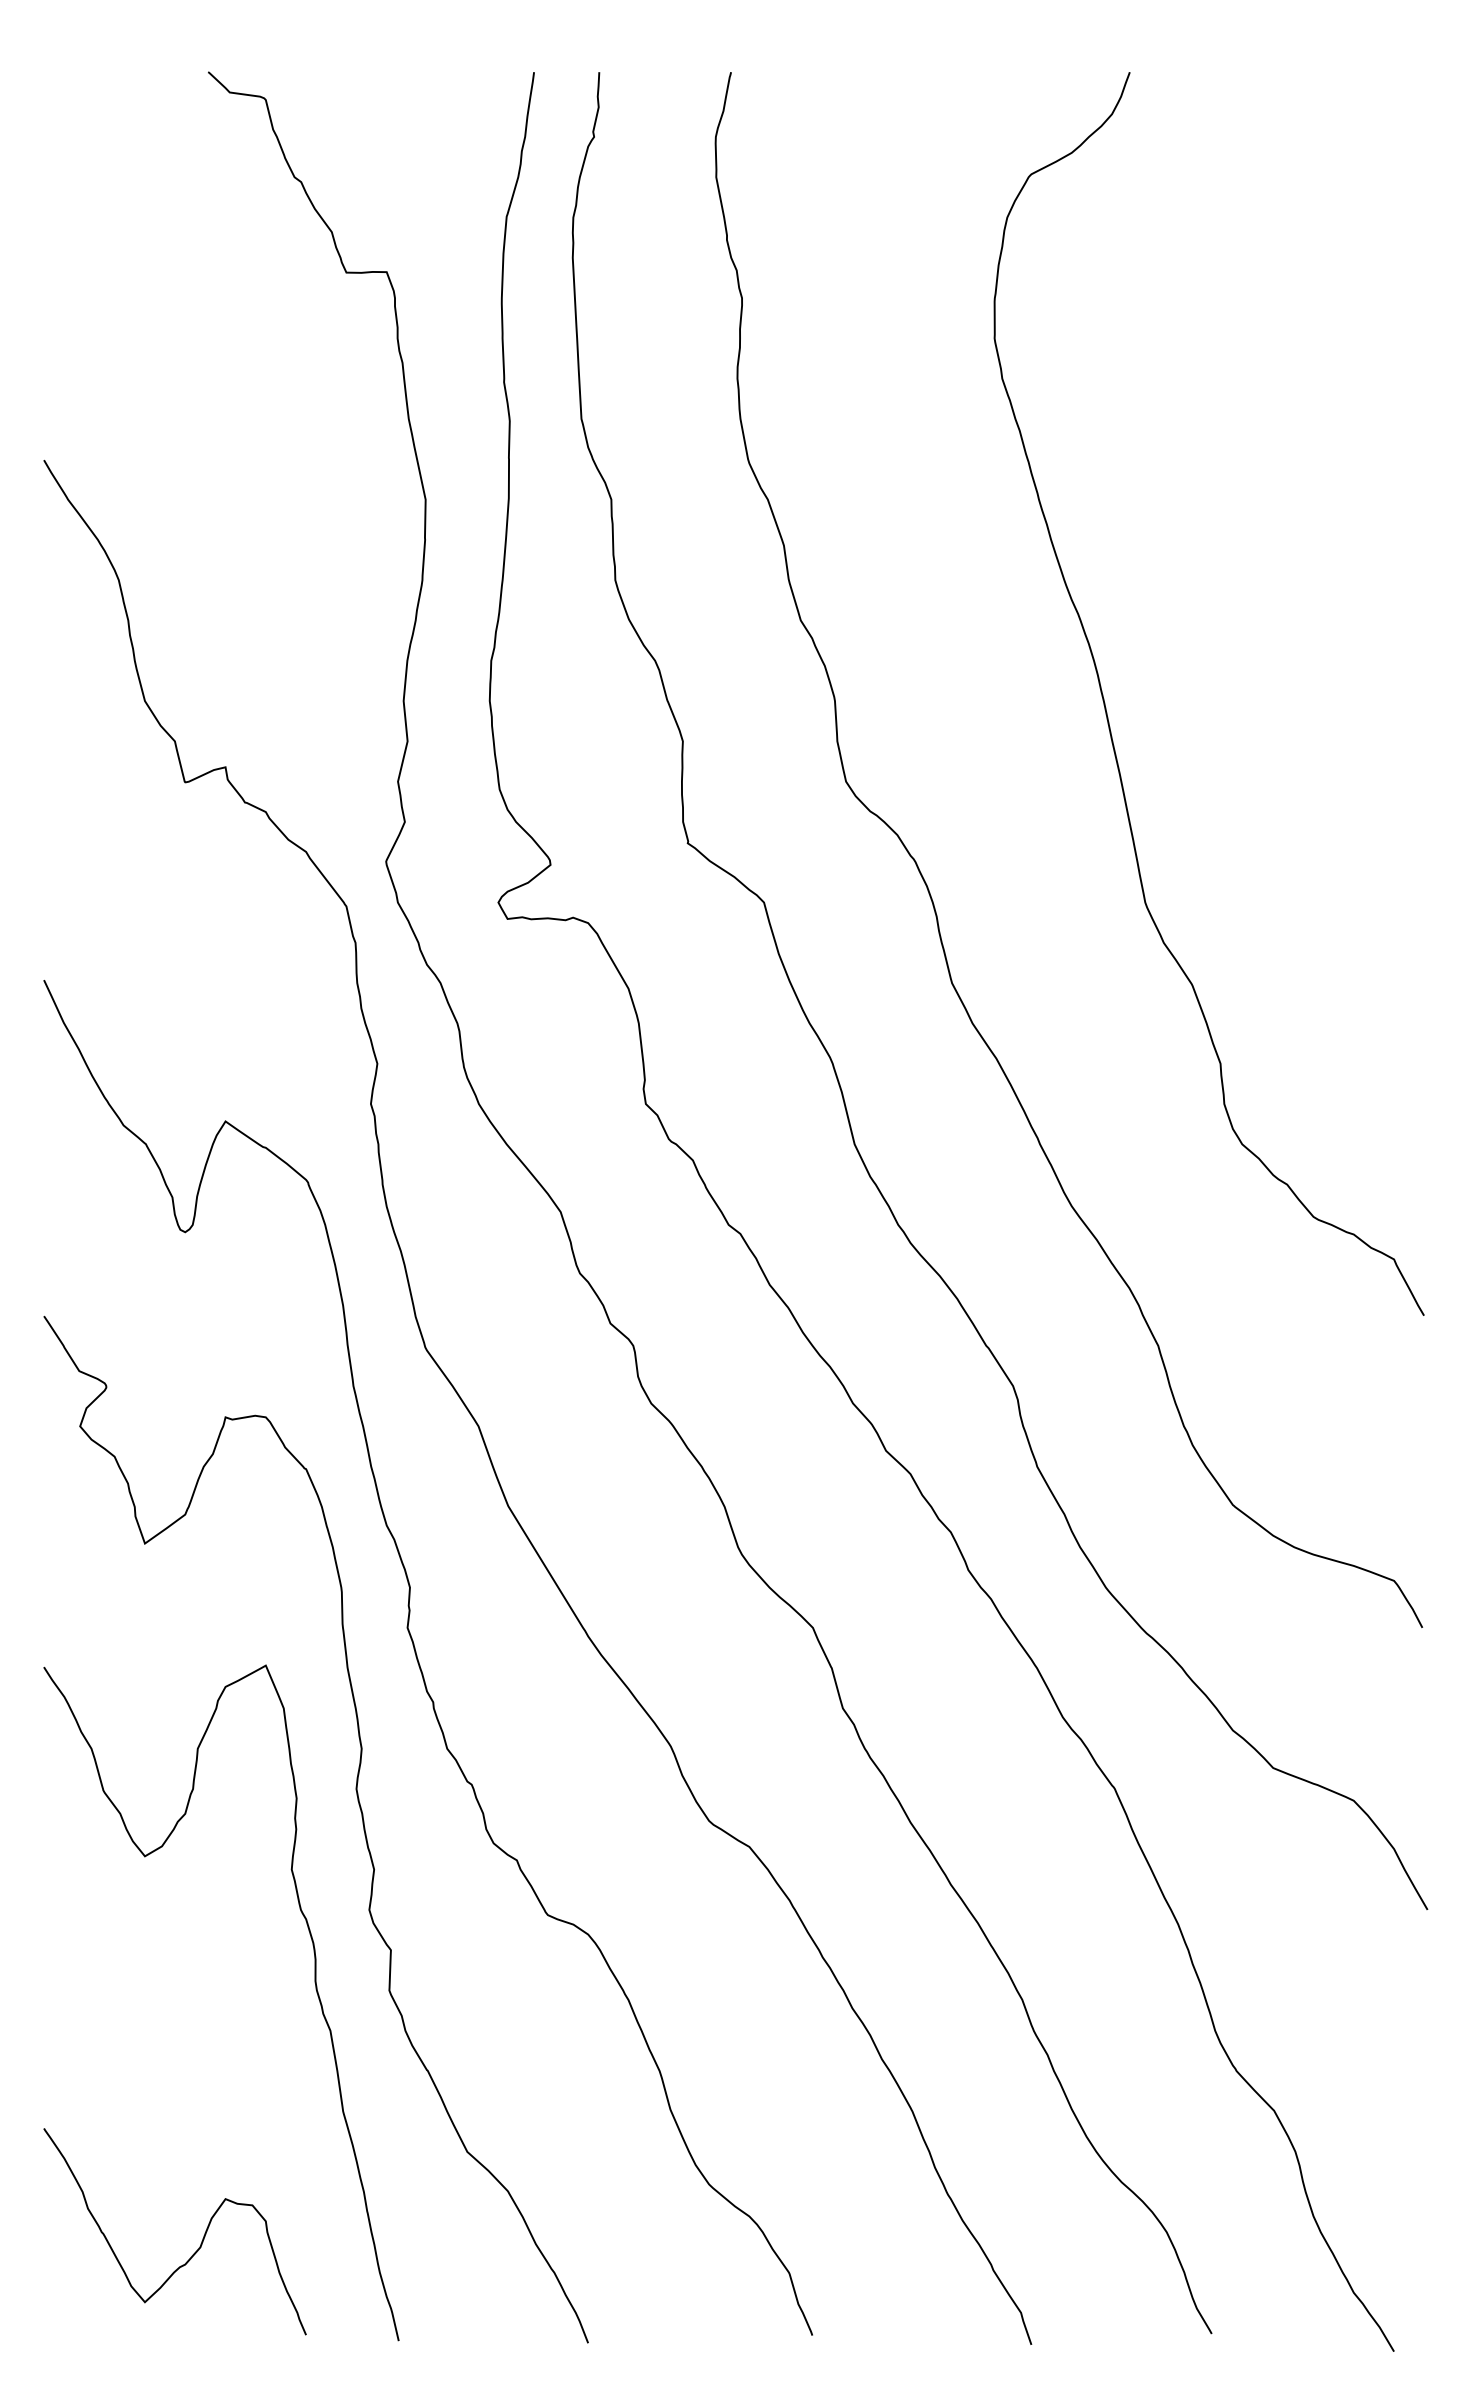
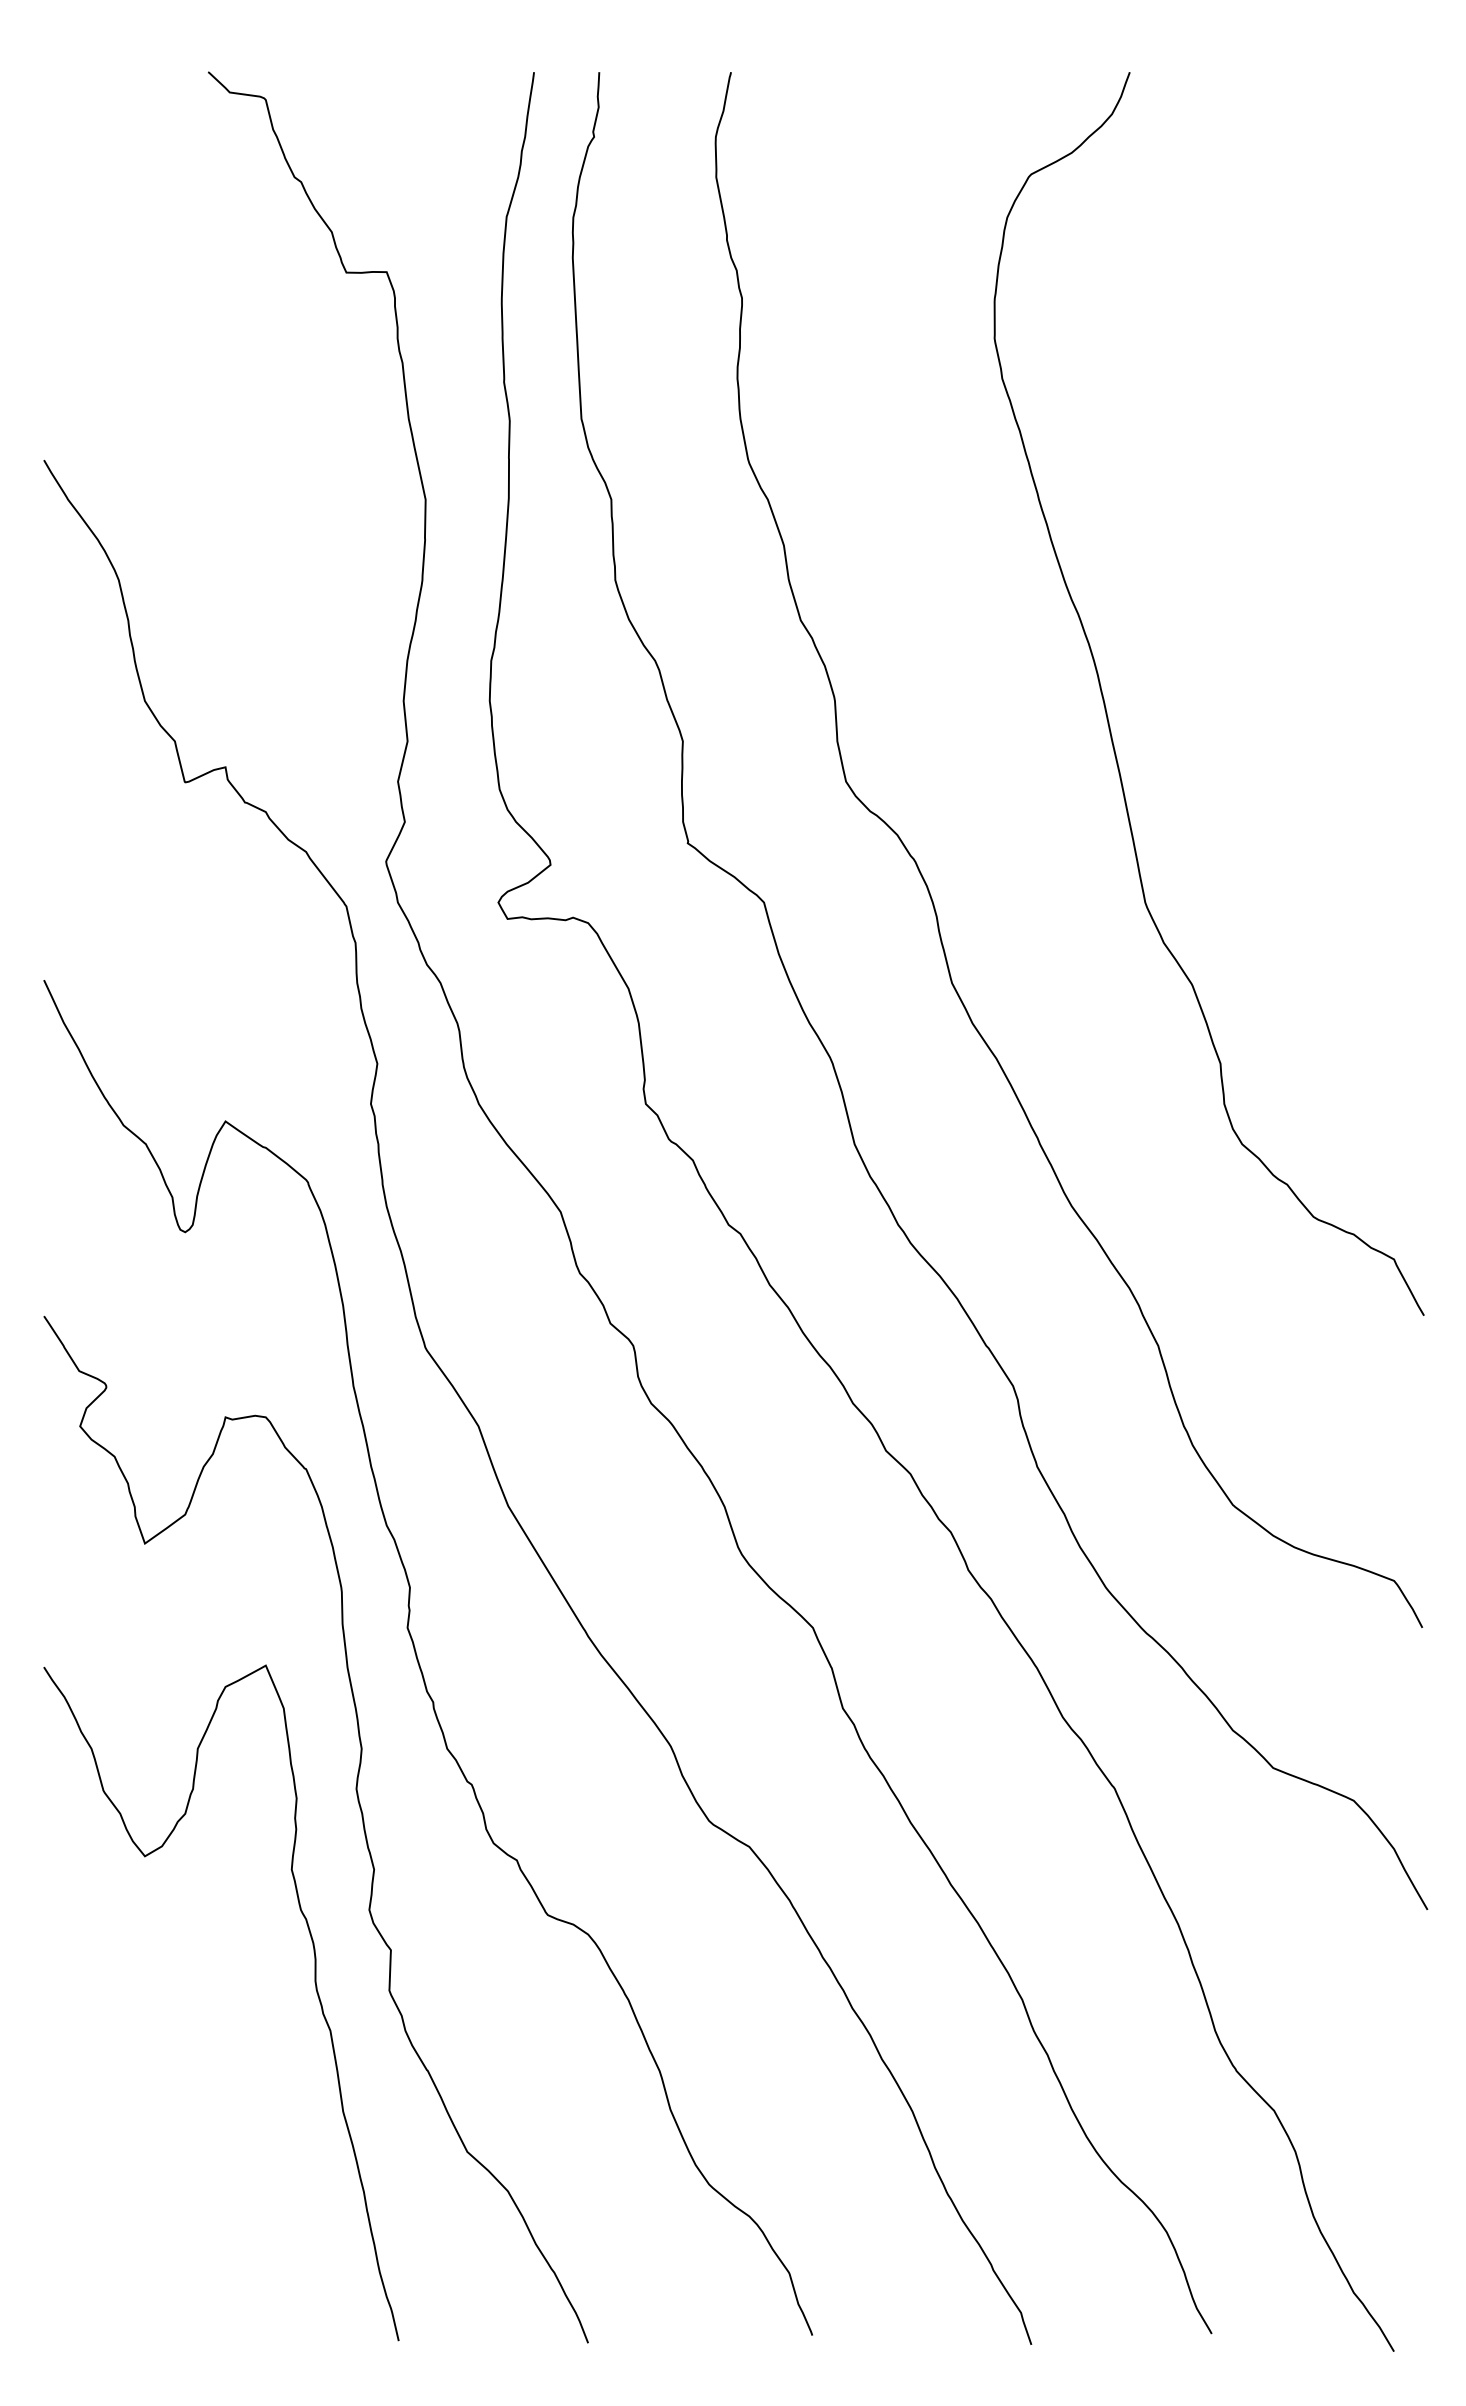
curve: present -> none (200, 2243)
